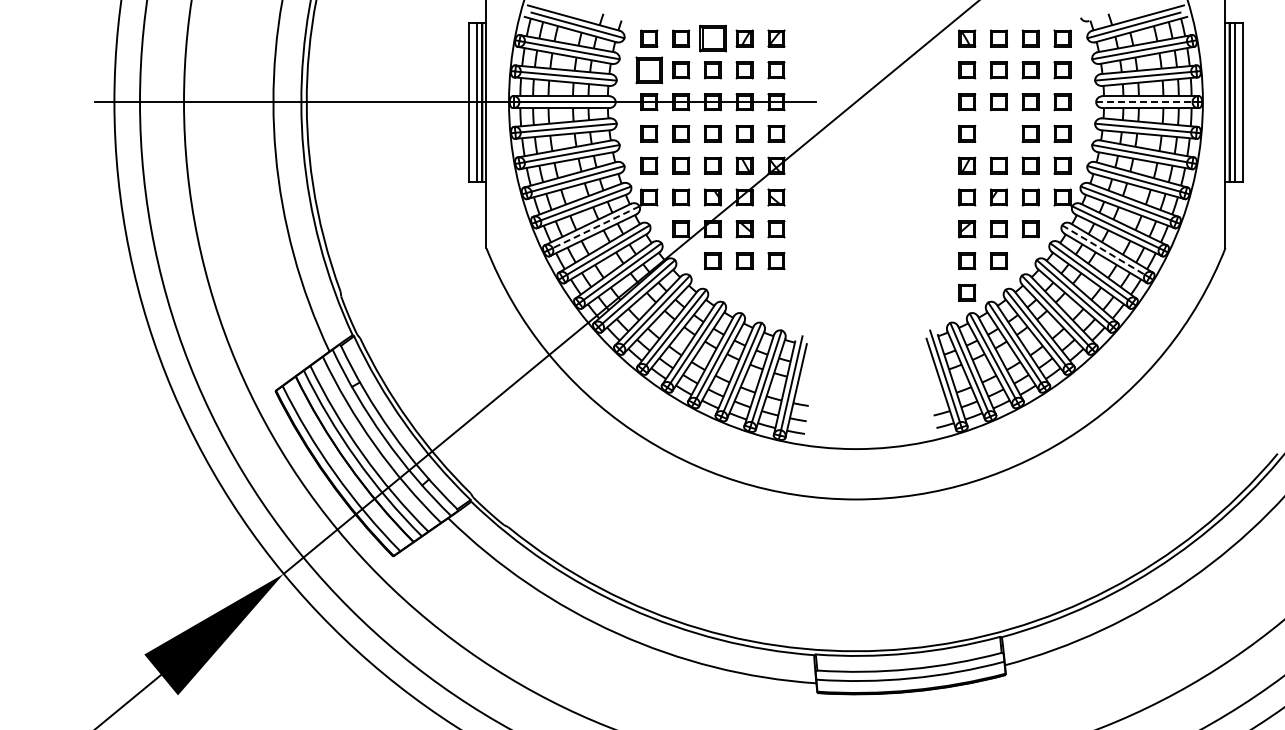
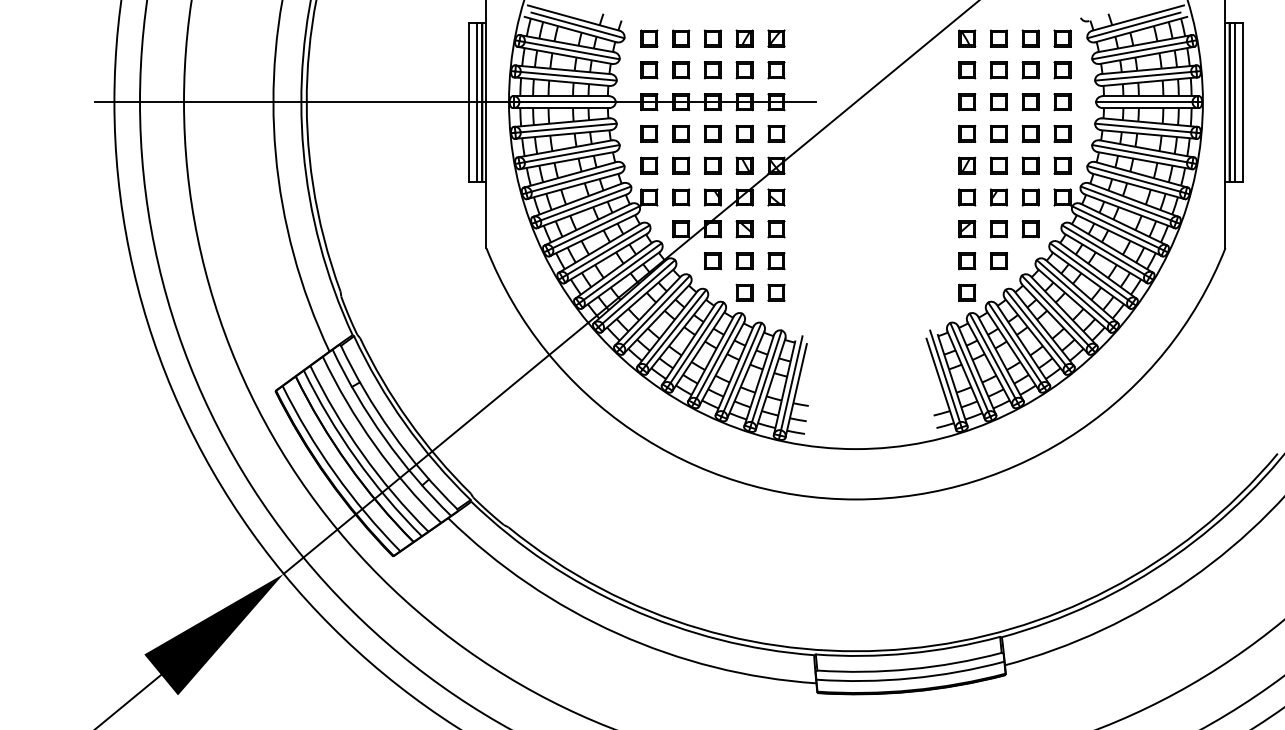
part size: 28x29 px -> 19x19 px (712, 38)
part size: 29x29 px -> 19x19 px (649, 70)
line: dashed -> solid (1144, 102)
part: none -> present (998, 133)
line: dashed -> solid (595, 227)
line: dashed -> solid (1103, 250)
part: none -> present (744, 292)
part: none -> present (776, 292)
